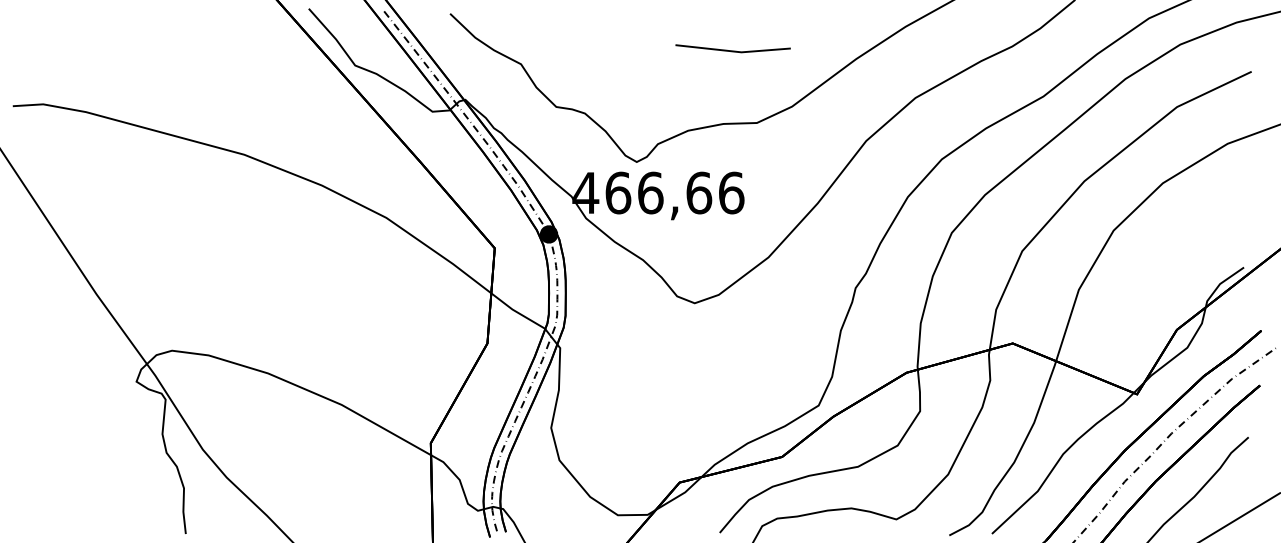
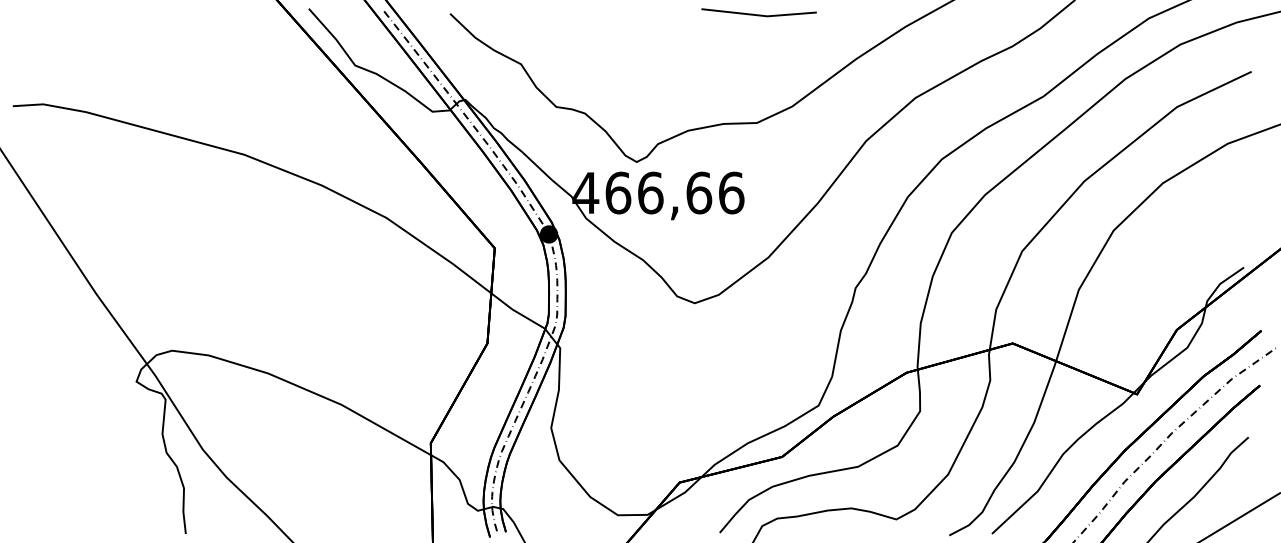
line position: (732, 50) -> (758, 14) (758, 14)
